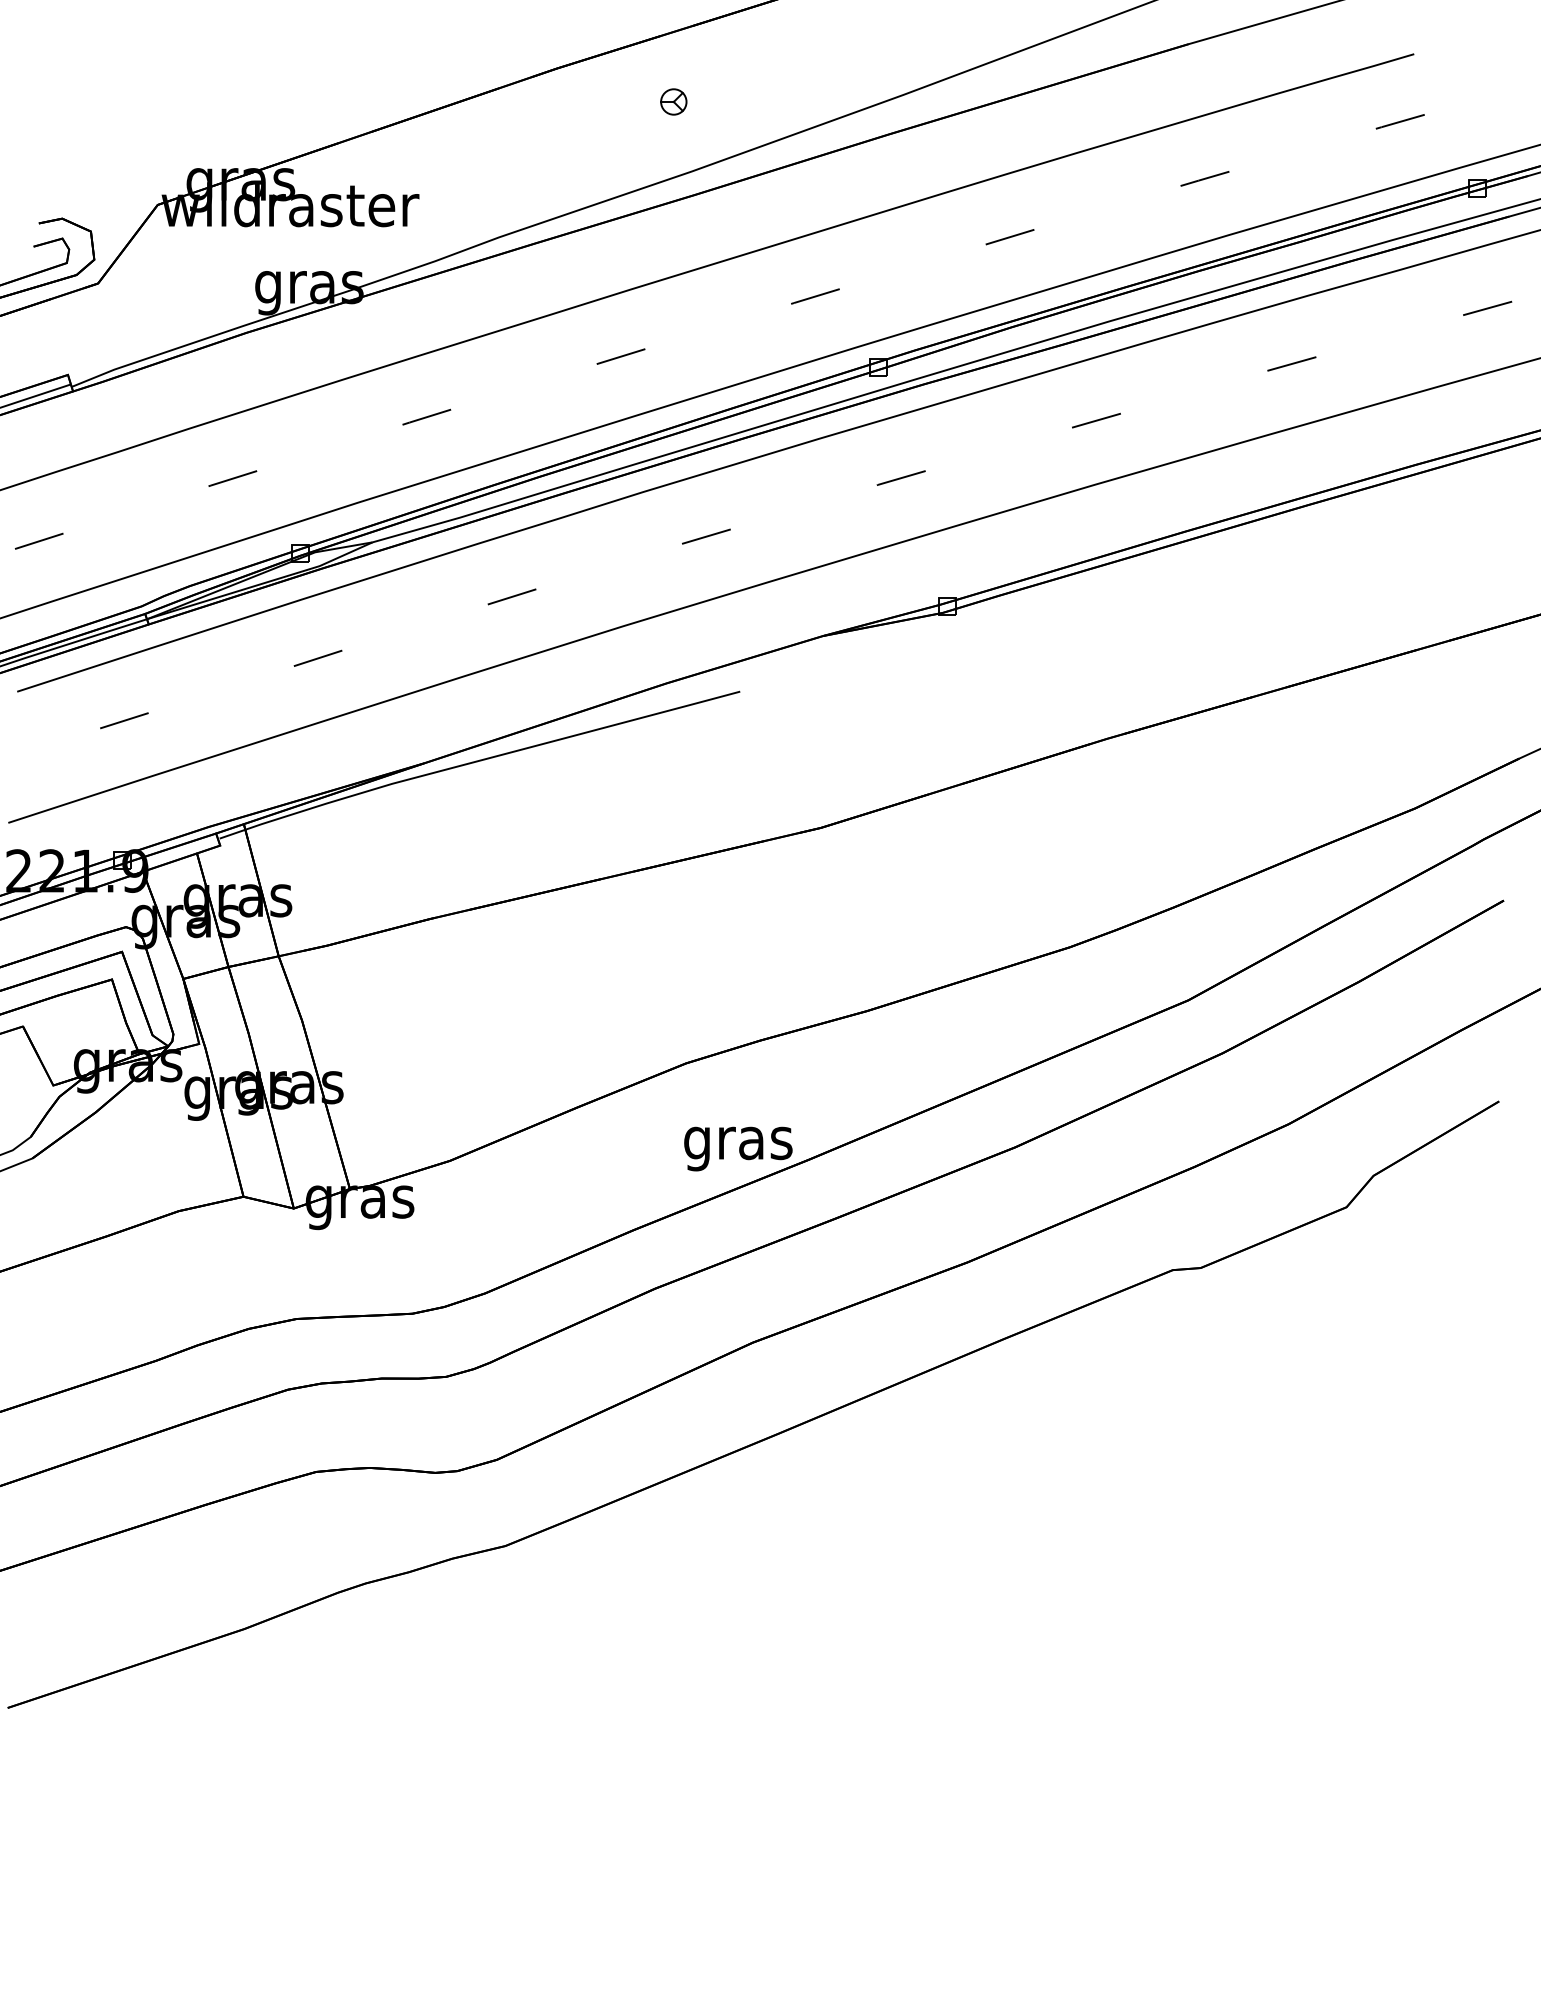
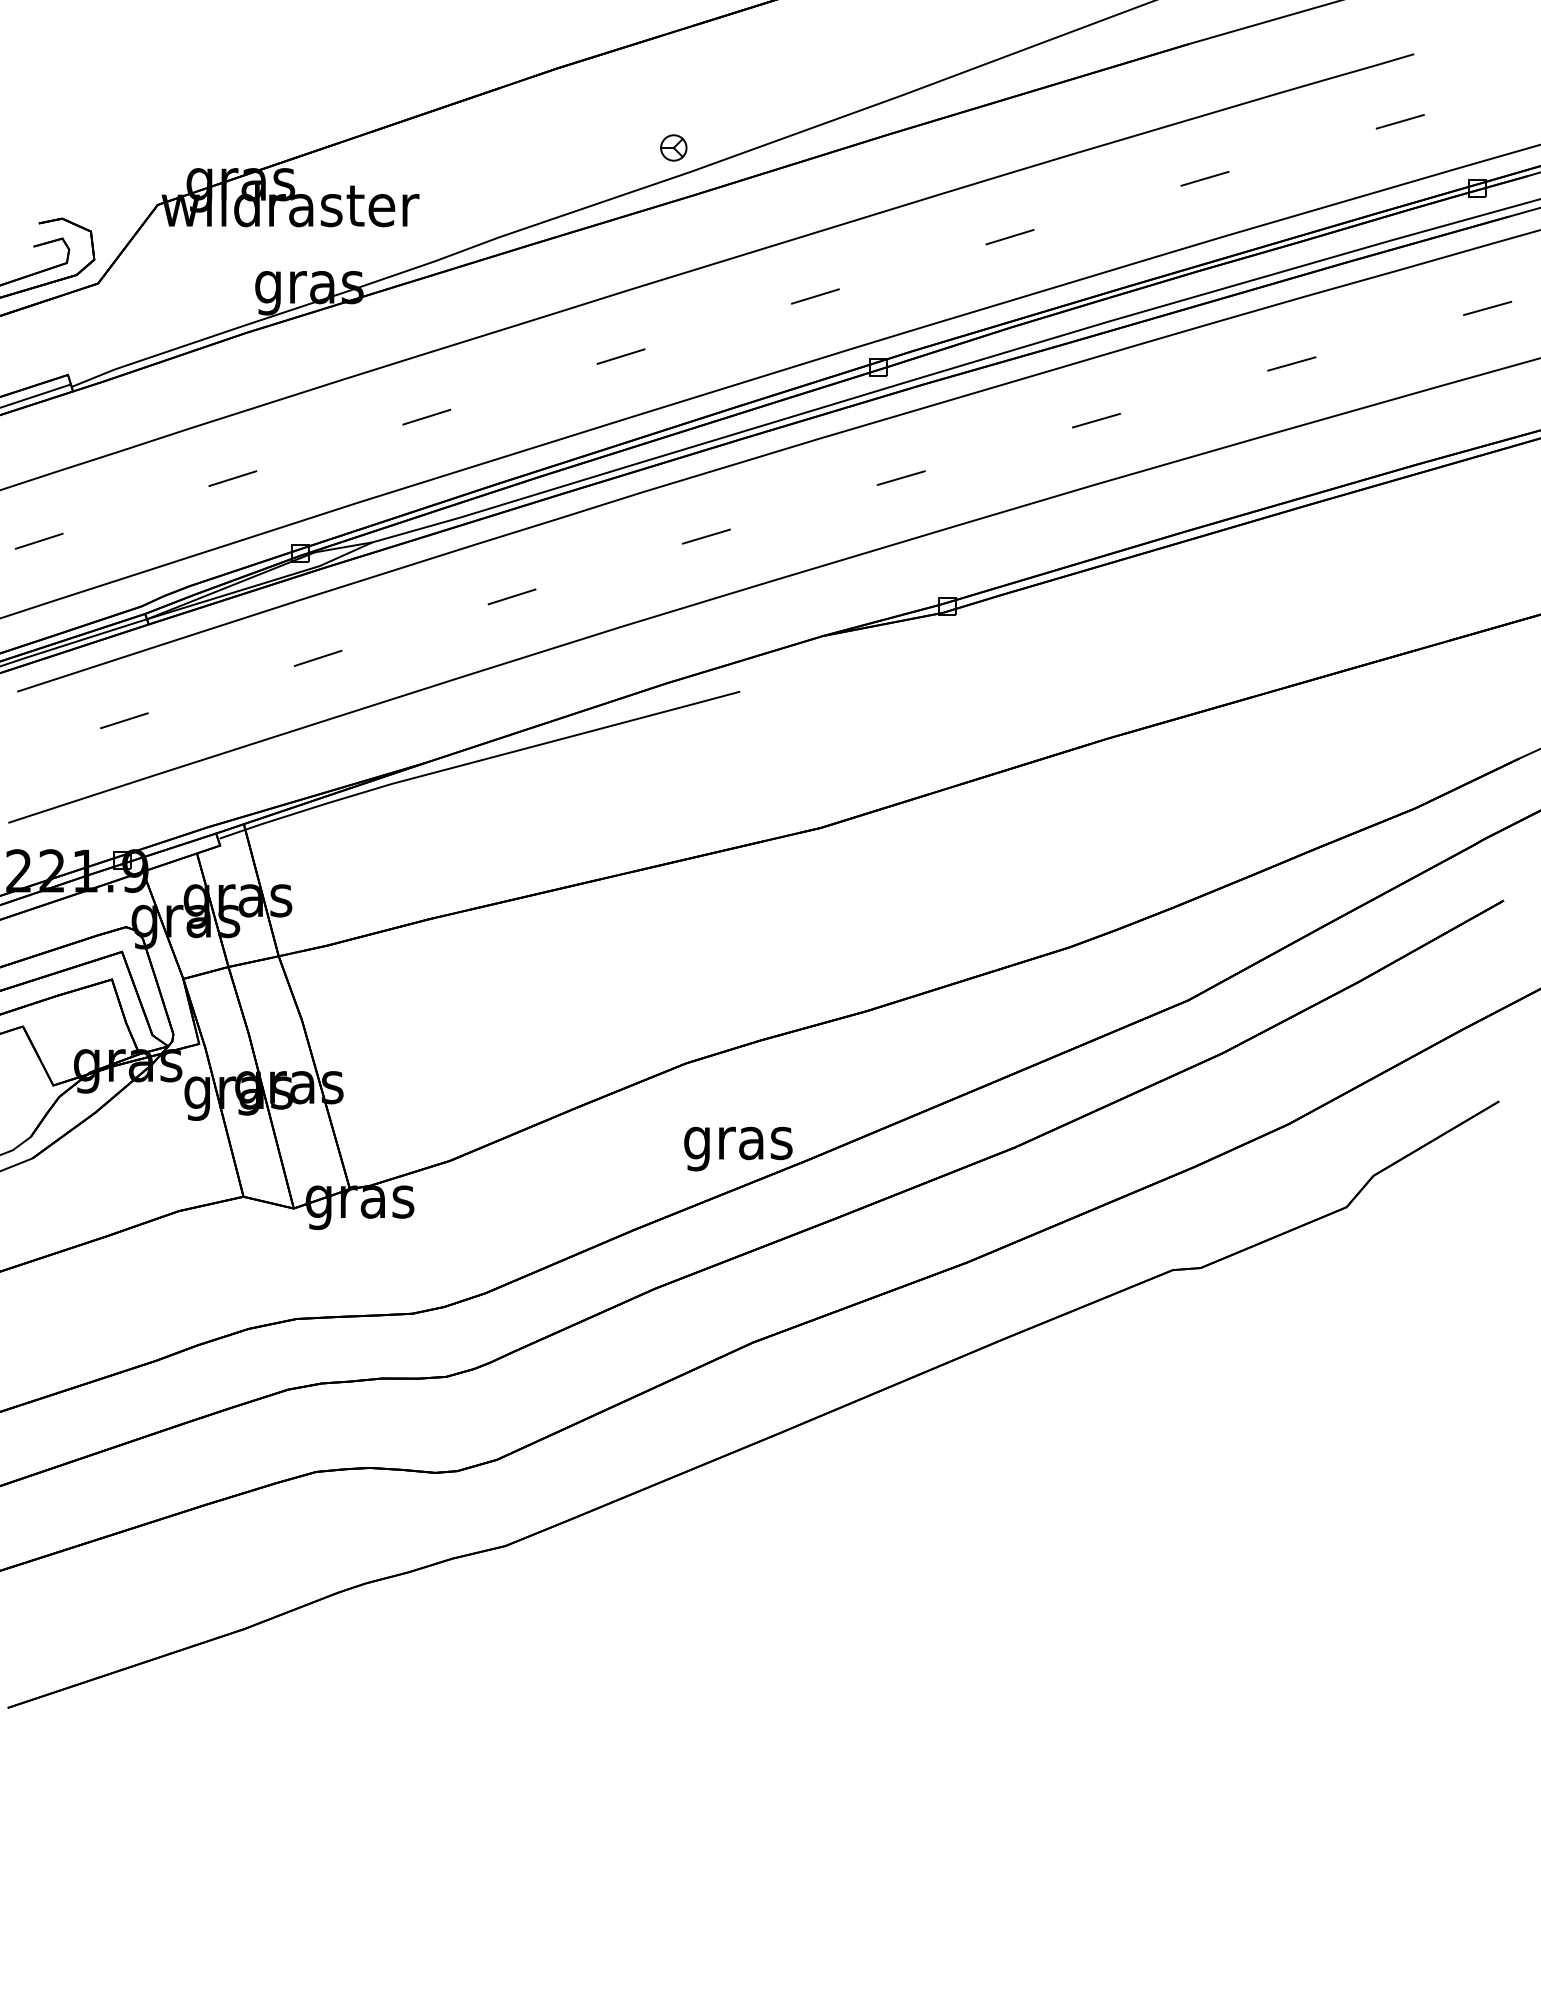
part position: (673, 101) -> (673, 147) (673, 147)
